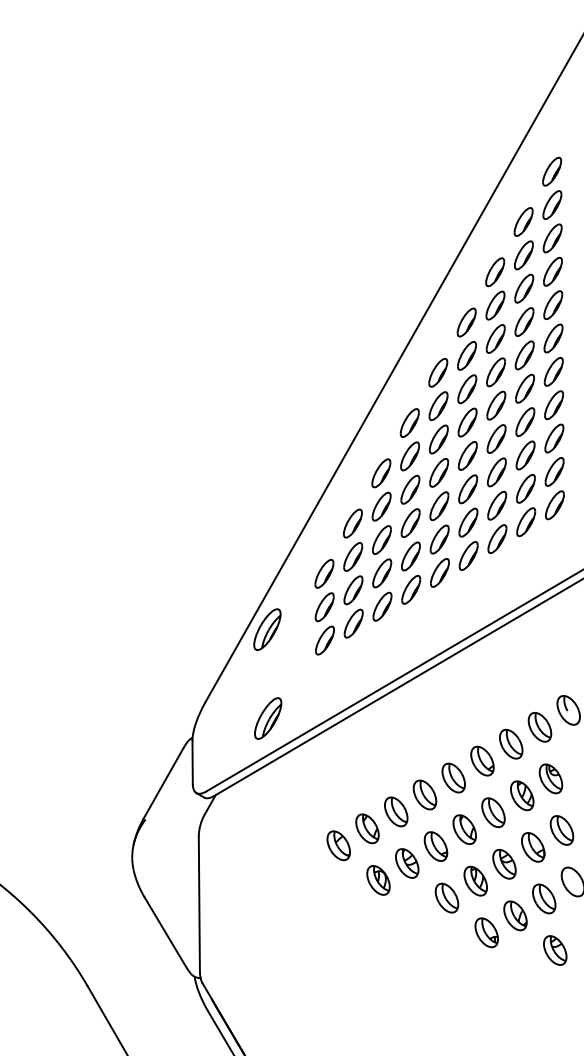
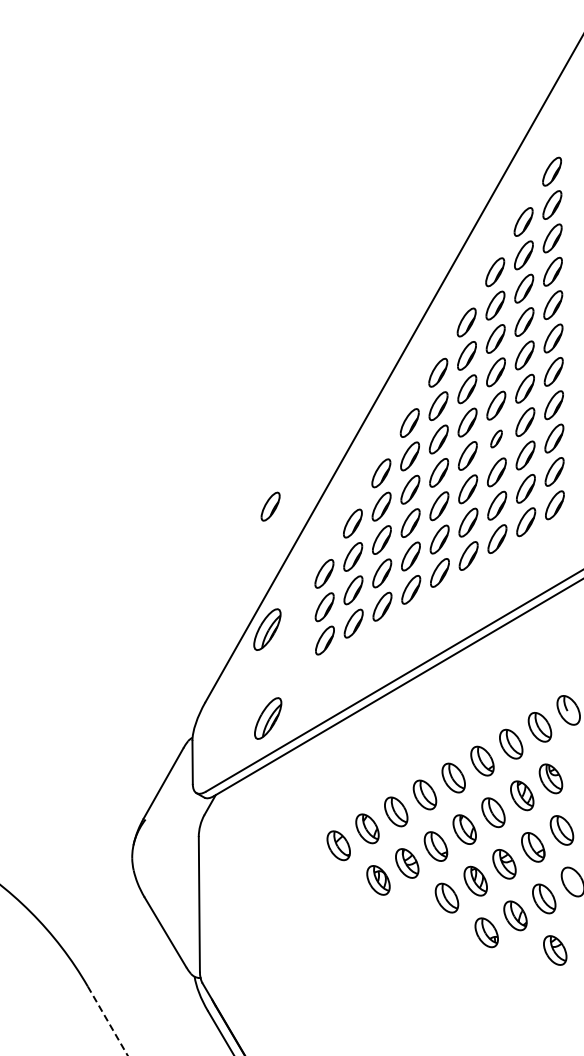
part size: 21x30 px -> 13x20 px (496, 438)
part: none -> present (270, 506)
line: solid -> dashed (107, 1021)
